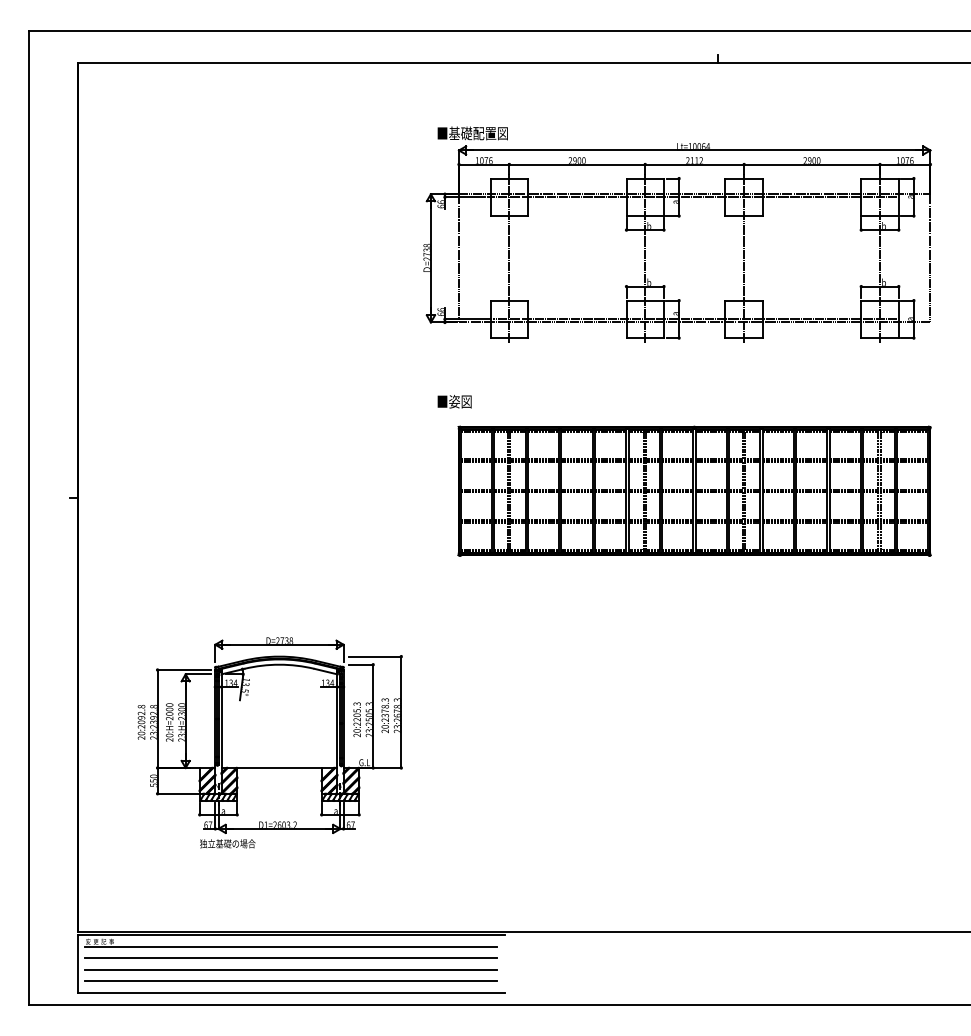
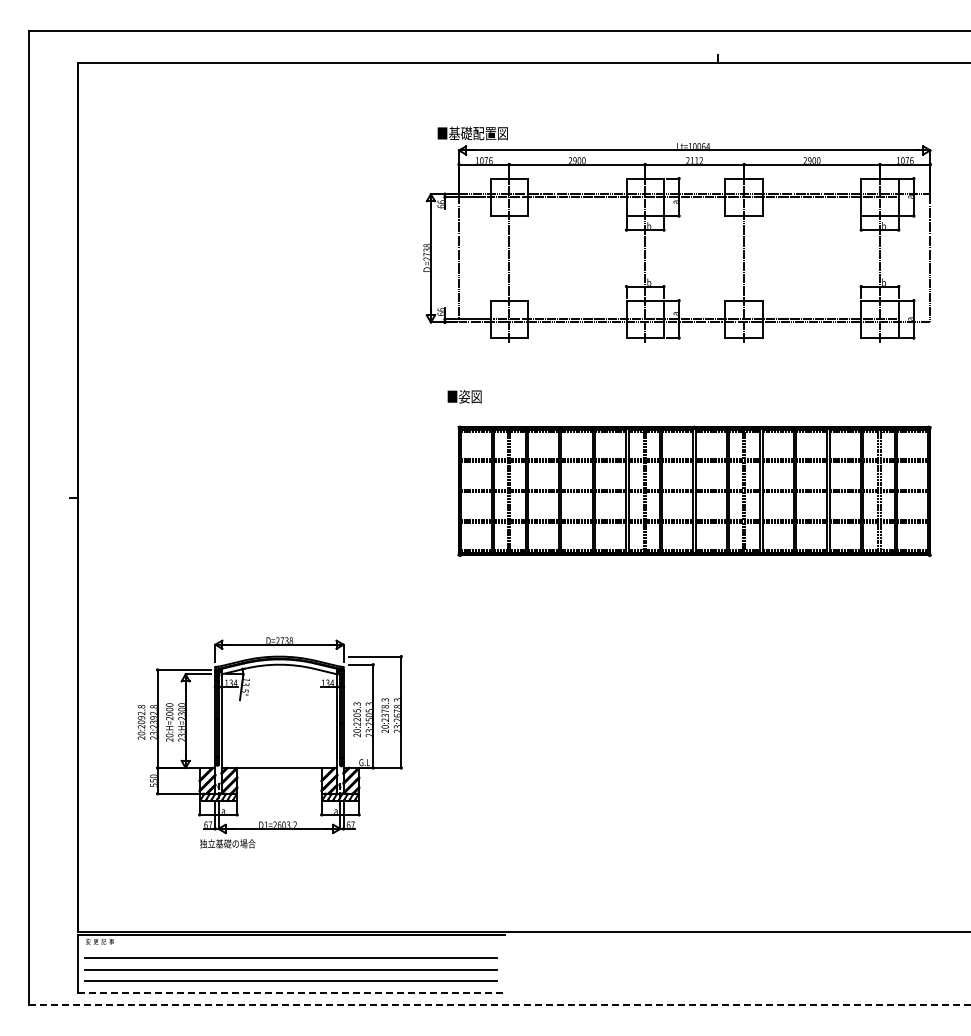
text position: (454, 401) -> (464, 396) (464, 396)
line: present -> none (290, 946)
line: solid -> dashed (292, 992)
line: solid -> dashed (500, 1004)
